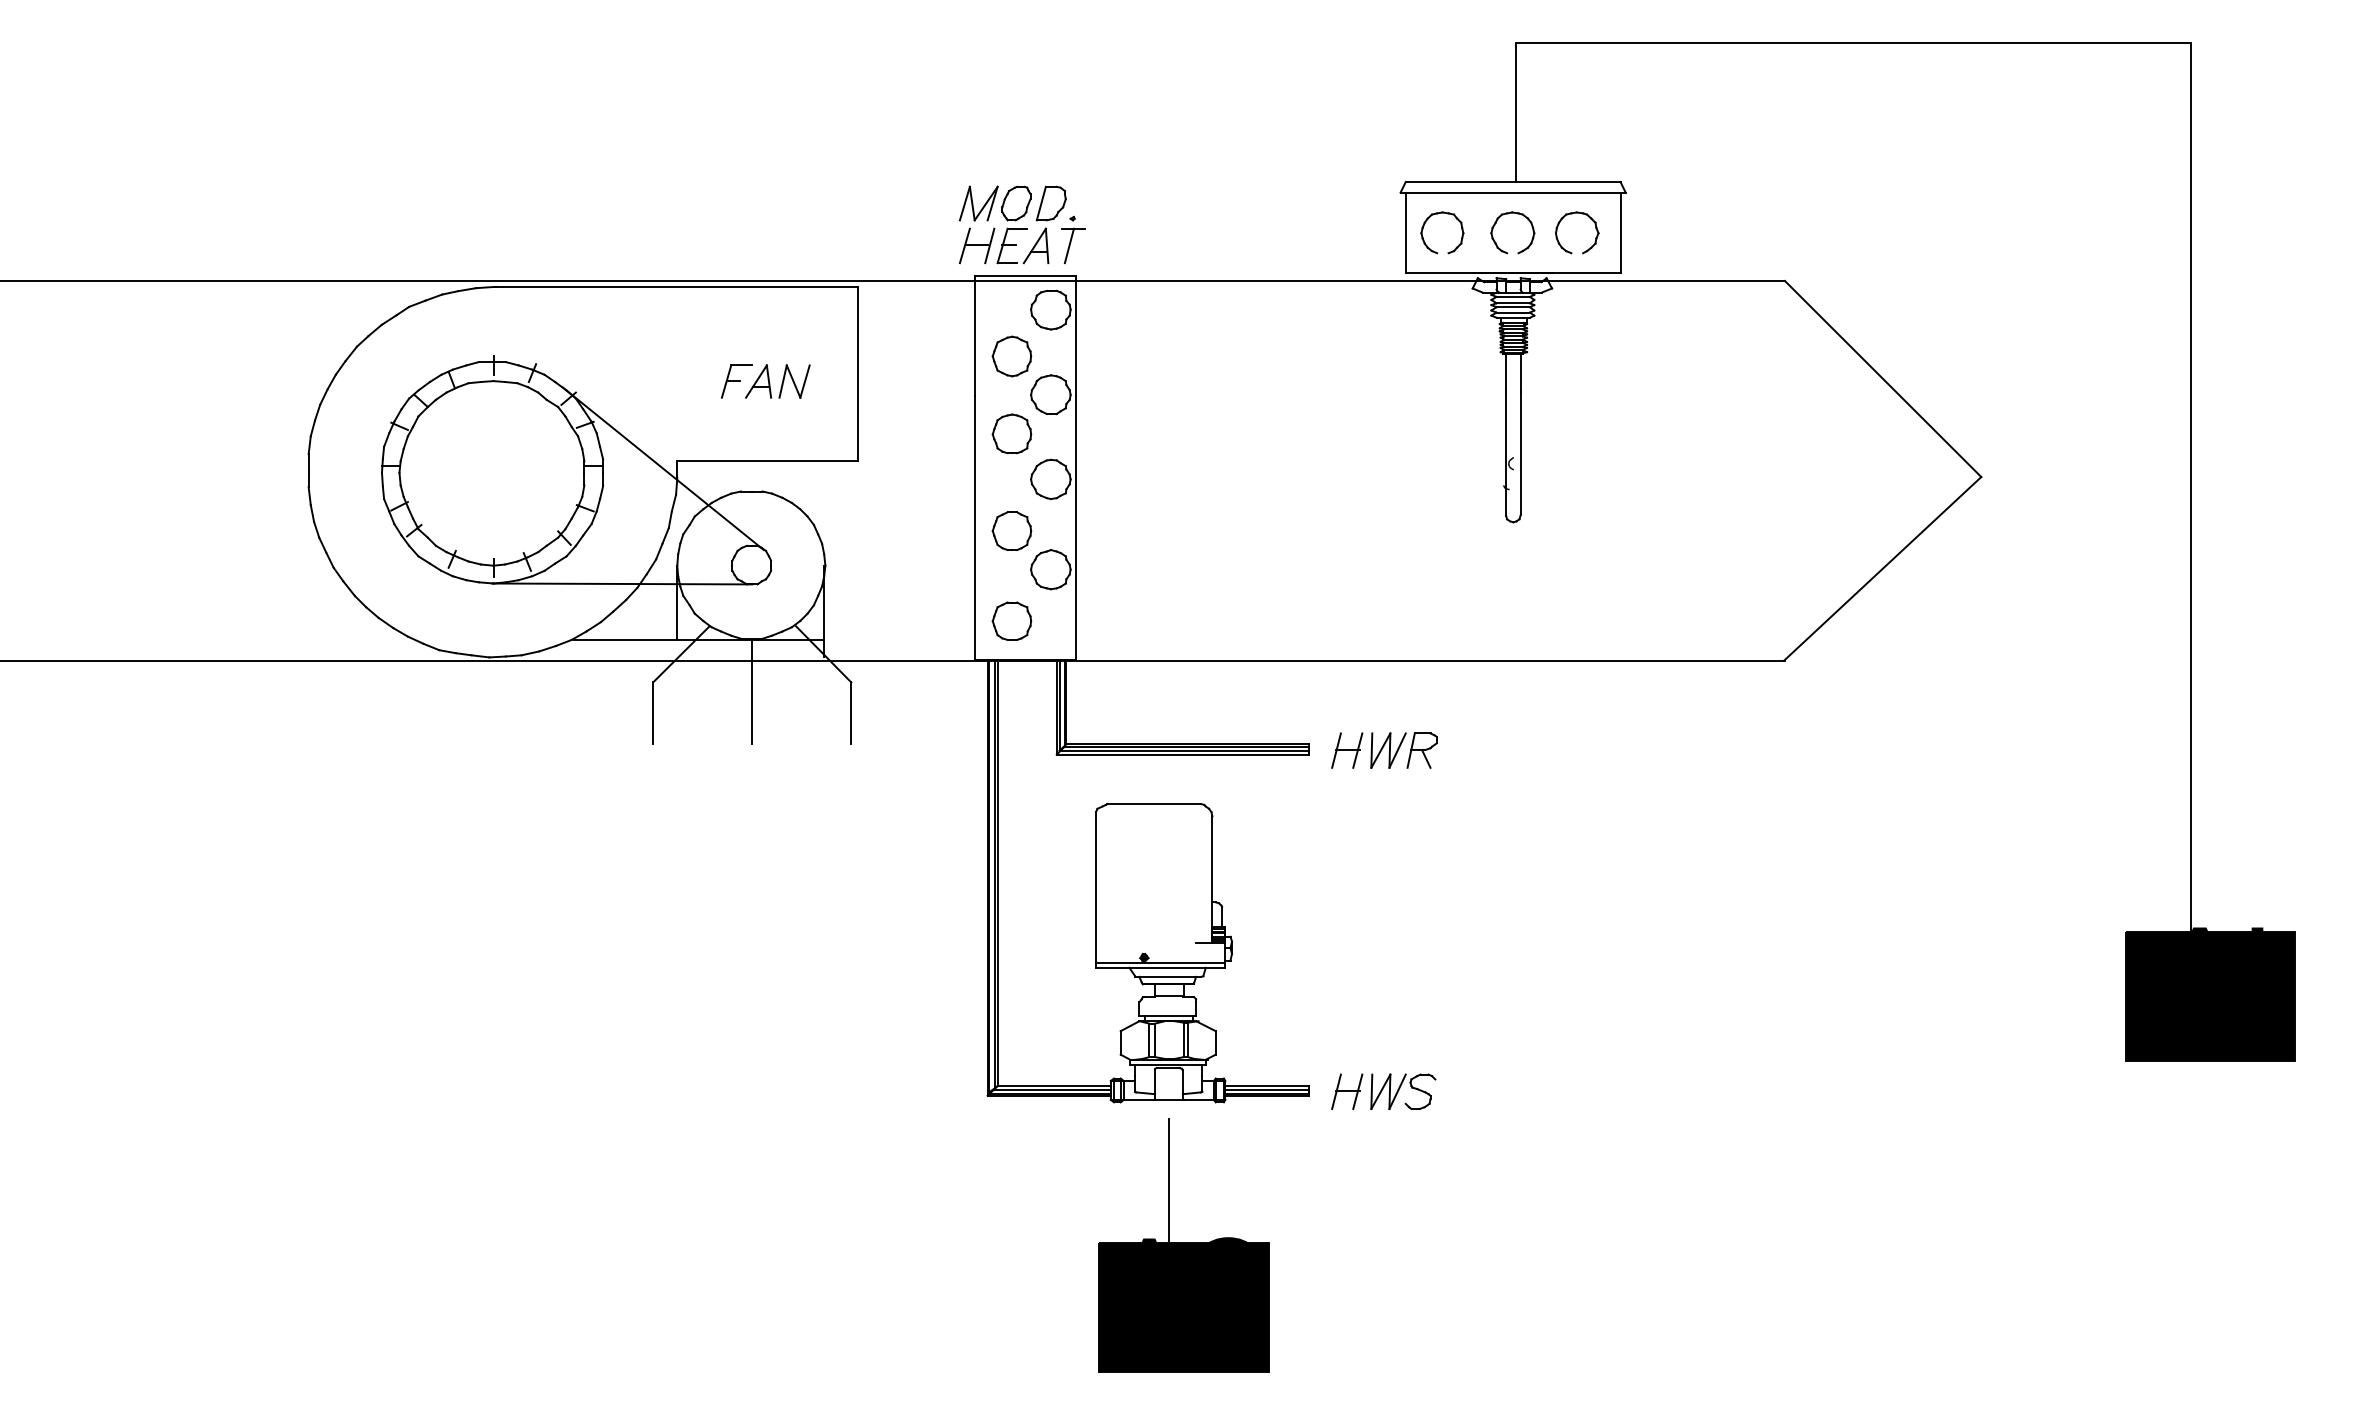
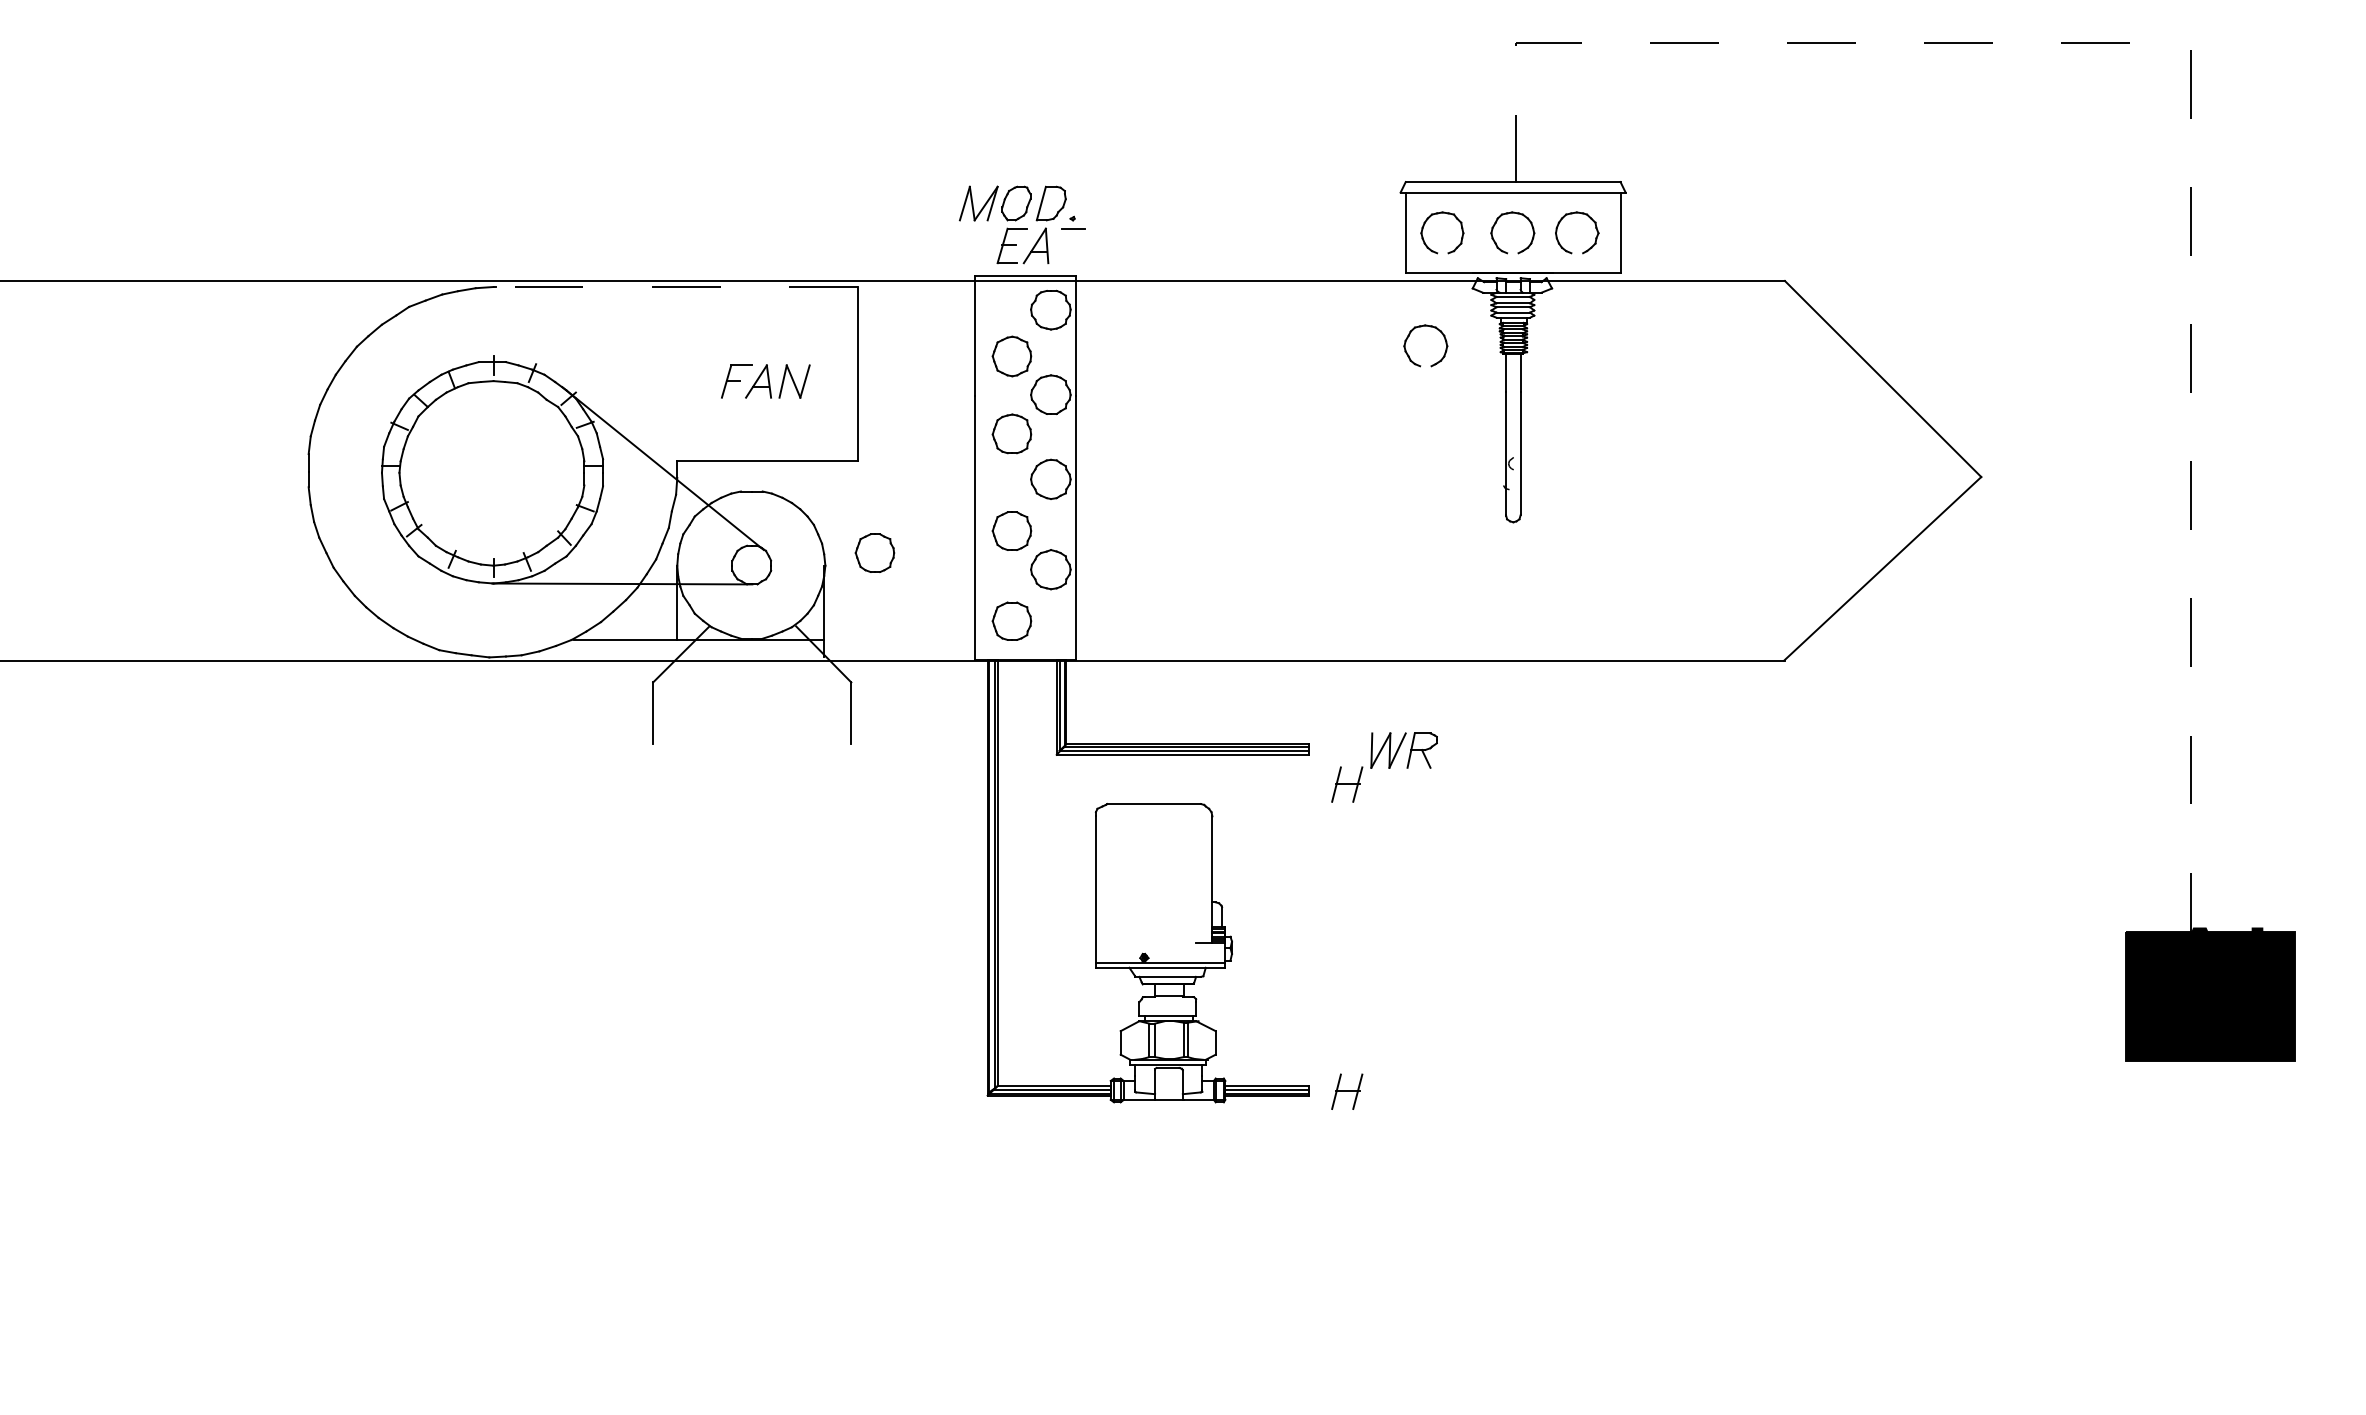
line: solid -> dashed (2191, 88)
part: present -> none (976, 245)
line: present -> none (1068, 245)
line: solid -> dashed (676, 287)
part: none -> present (1409, 336)
part: none -> present (874, 552)
line: present -> none (752, 691)
part position: (1347, 750) -> (1347, 784) (1347, 784)
part: present -> none (1403, 1091)
part: present -> none (1183, 1245)
